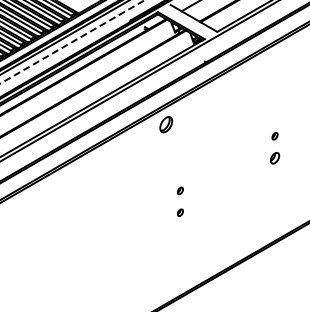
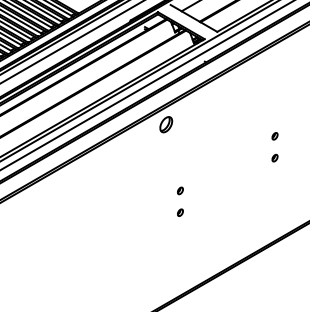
line: dashed -> solid (72, 42)
line: none -> present (146, 85)
part size: 11x13 px -> 8x10 px (274, 157)
